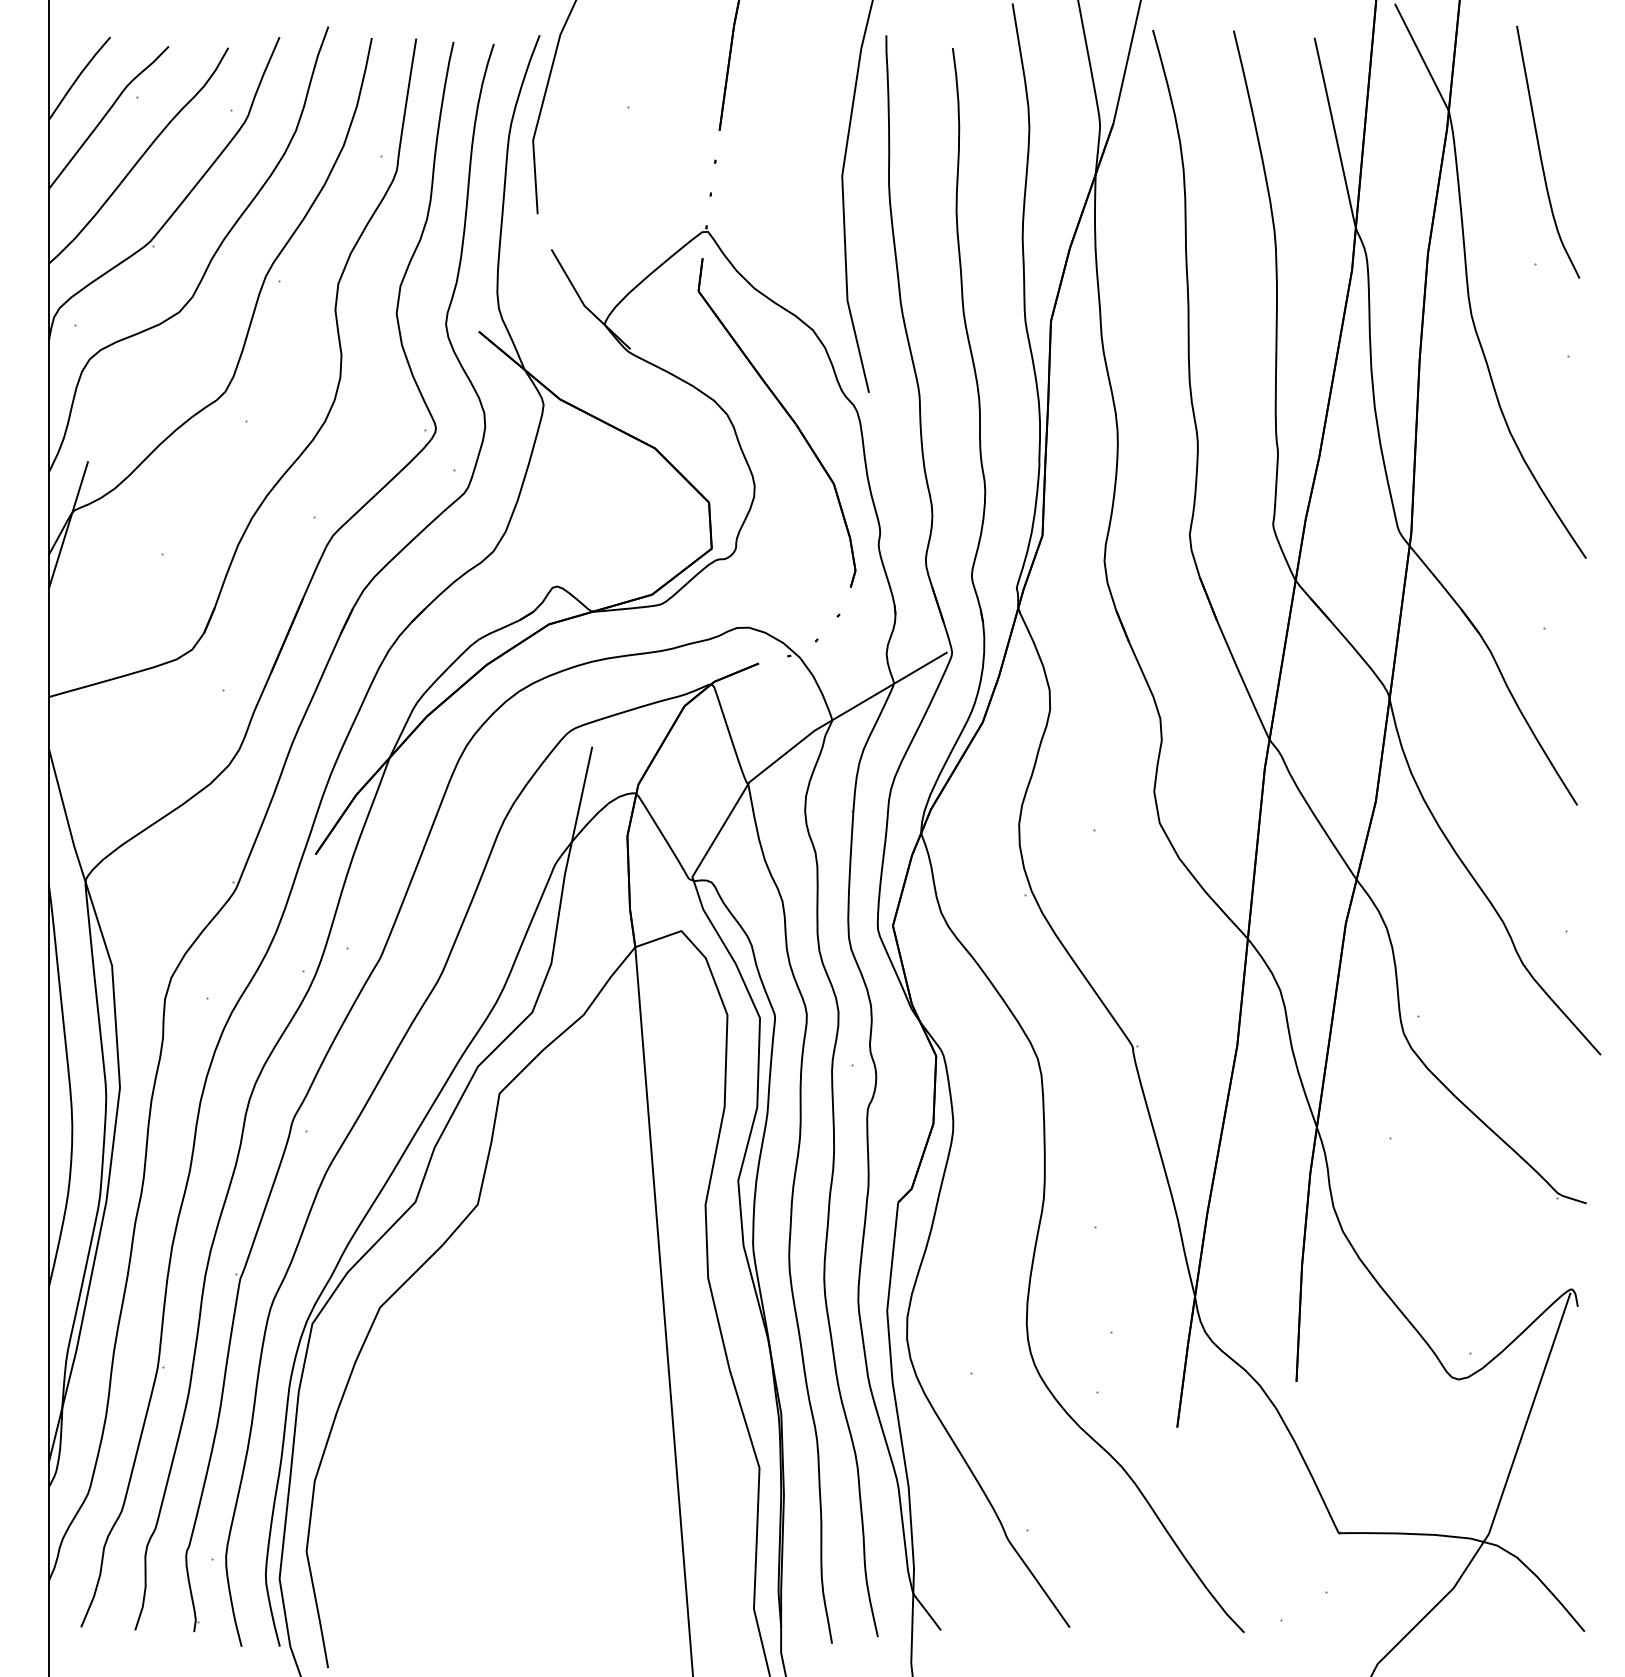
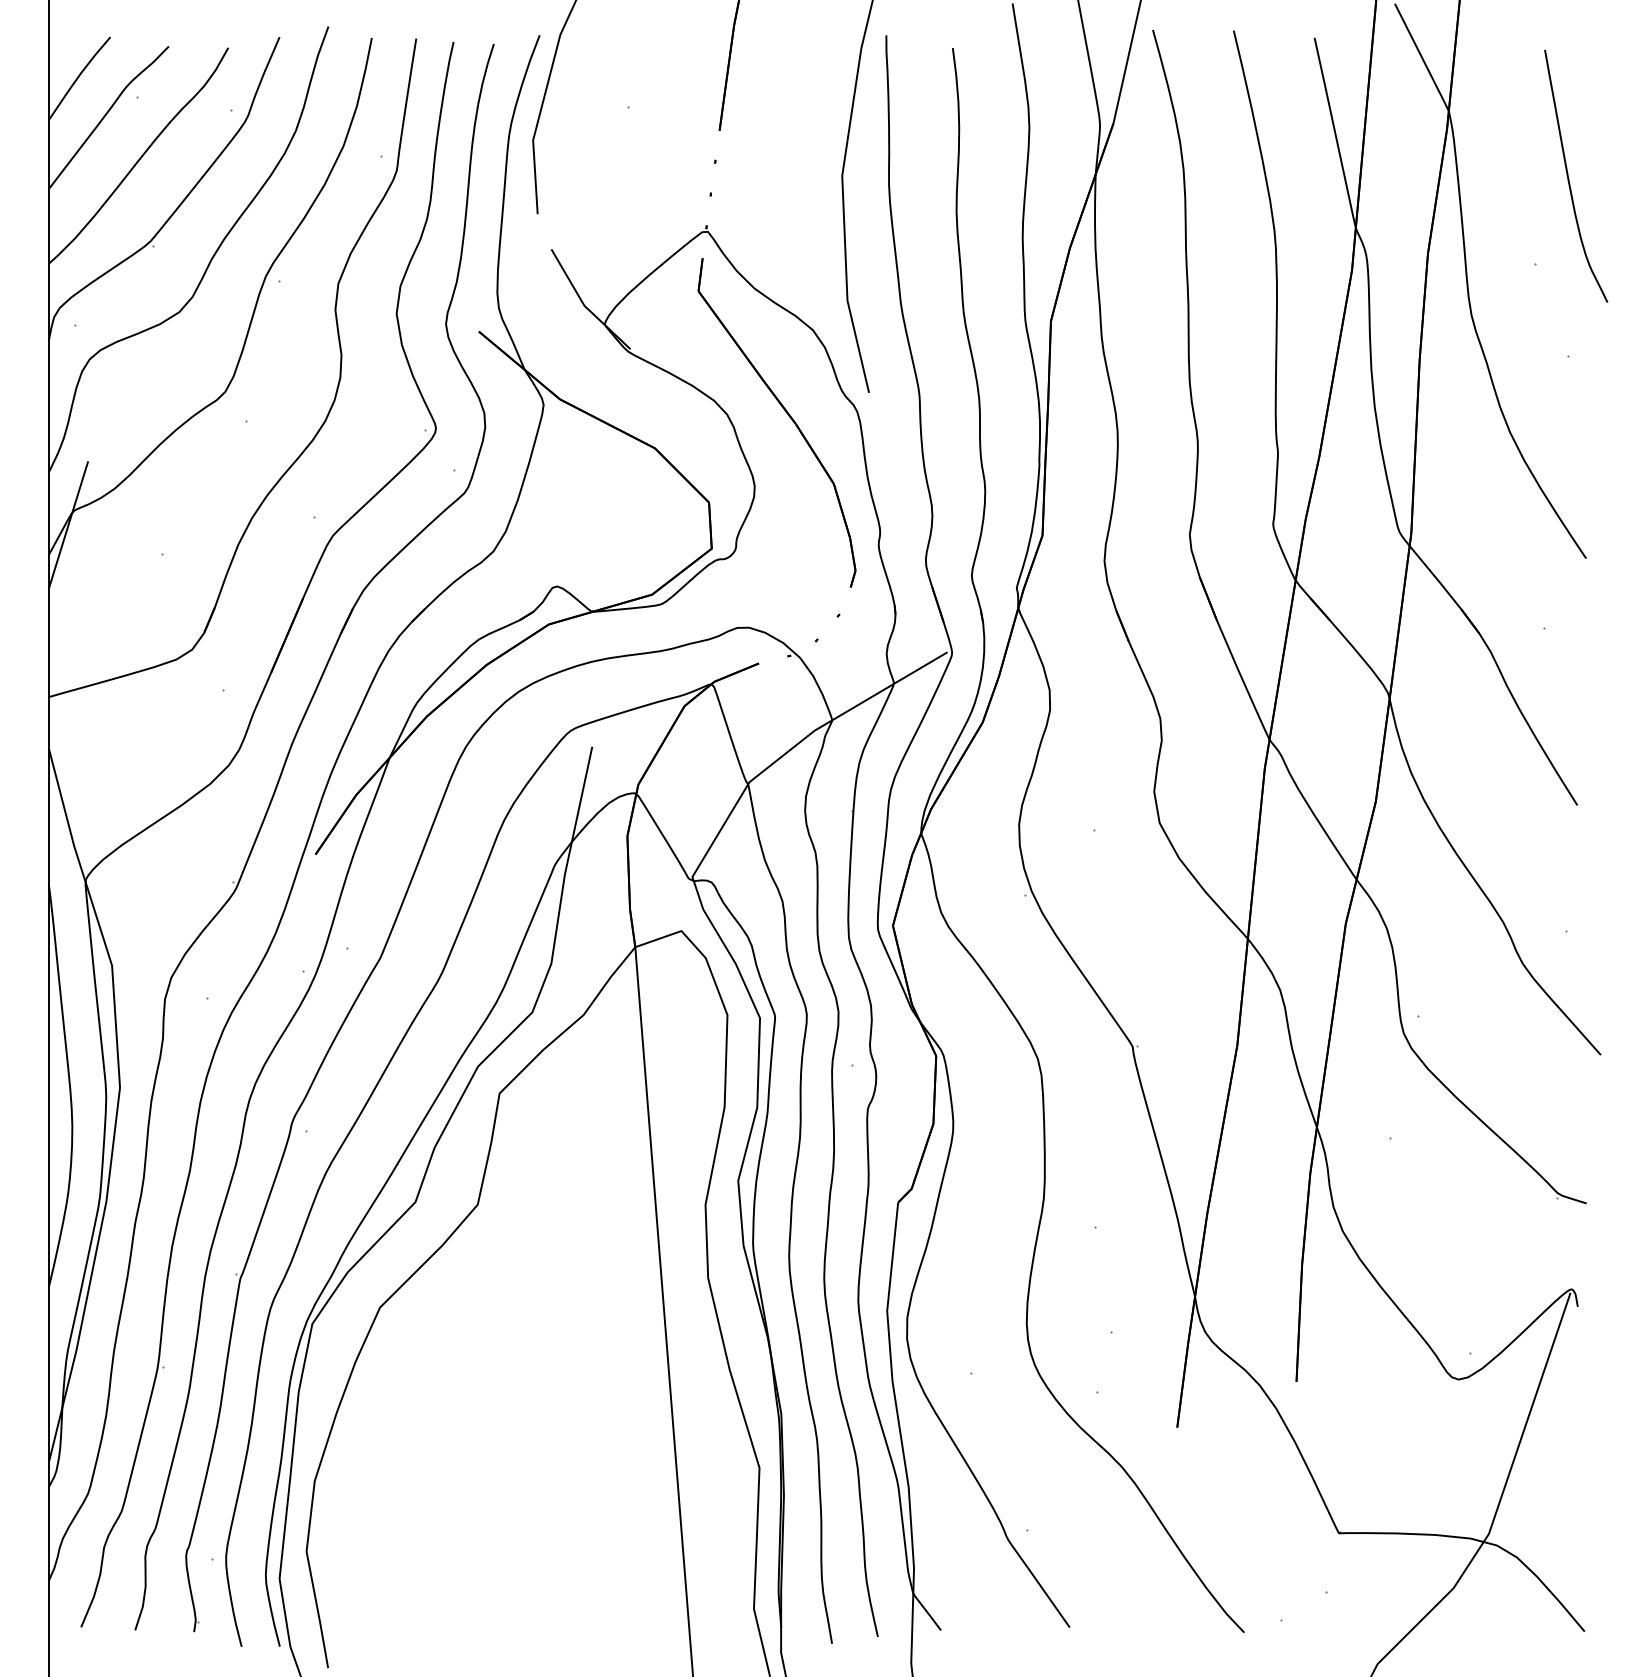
curve position: (1541, 154) -> (1569, 178) (1569, 178)
